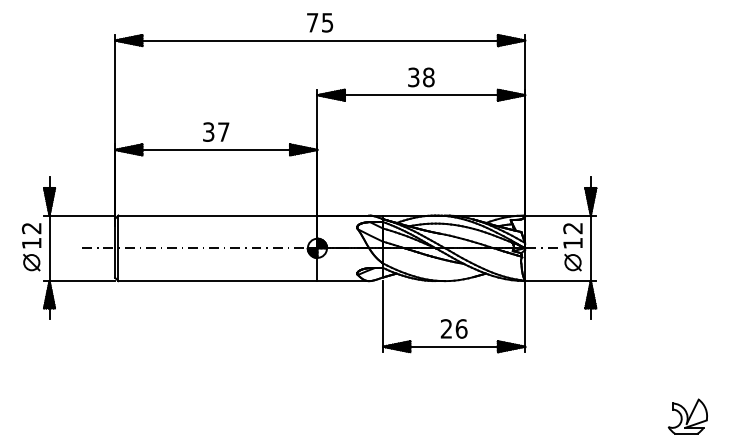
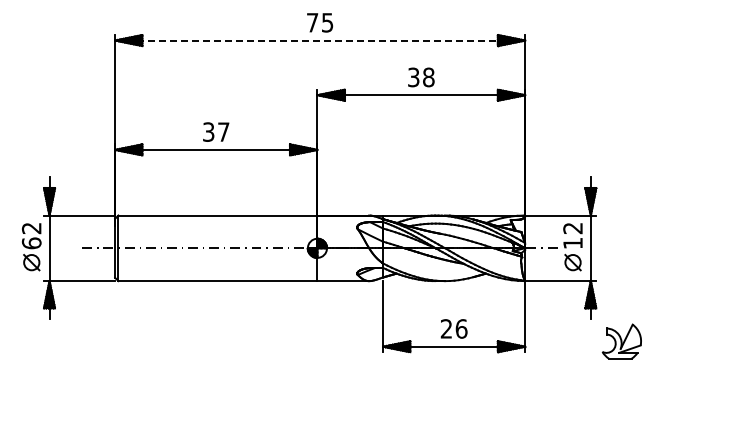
line: solid -> dashed (320, 40)
text: 12 -> 62 (31, 243)
part position: (687, 416) -> (621, 341) (621, 341)
